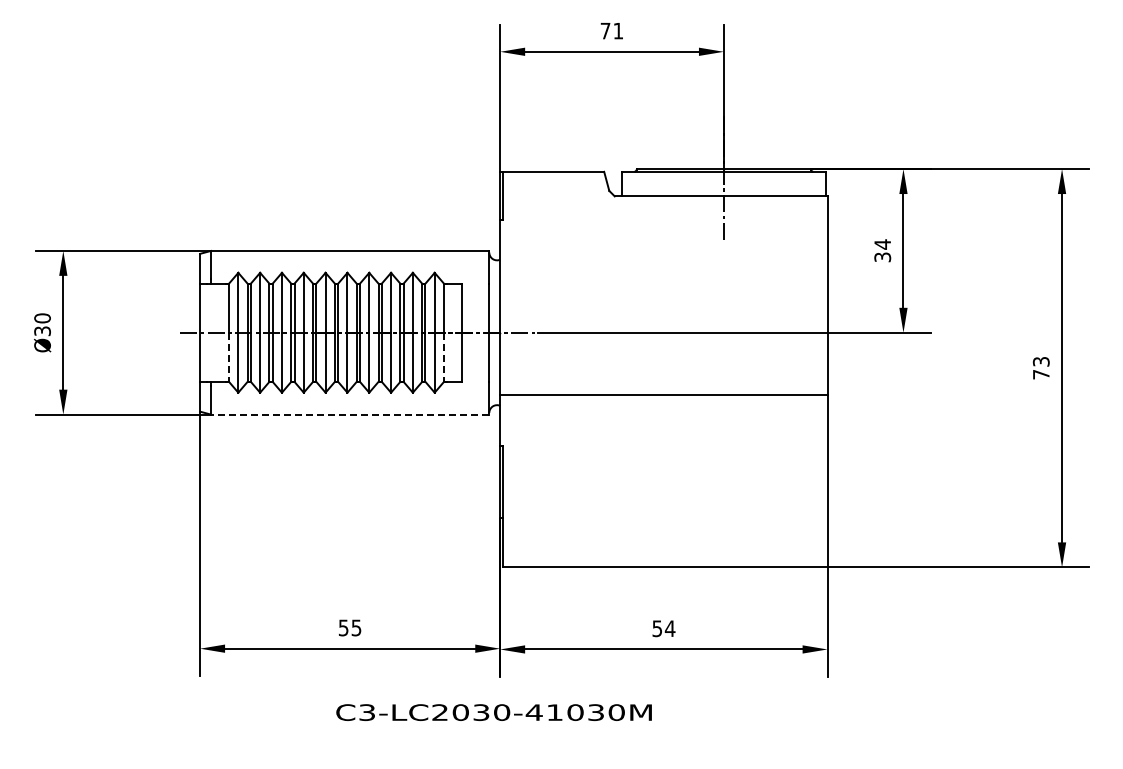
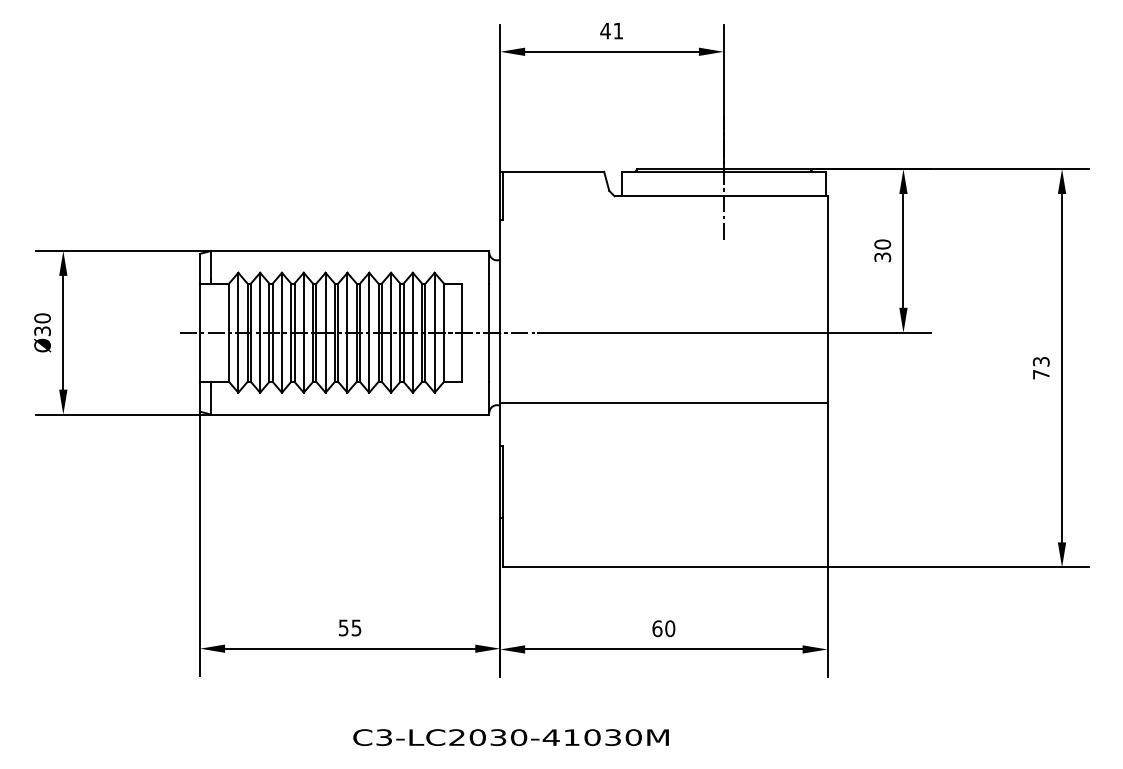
text: 71 -> 41 (605, 30)
text: 34 -> 30 (882, 244)
line: dashed -> solid (229, 357)
line: dashed -> solid (444, 357)
line position: (663, 395) -> (663, 403) (663, 403)
line: dashed -> solid (349, 414)
text: 54 -> 60 (663, 628)
text position: (493, 712) -> (510, 737) (510, 737)
